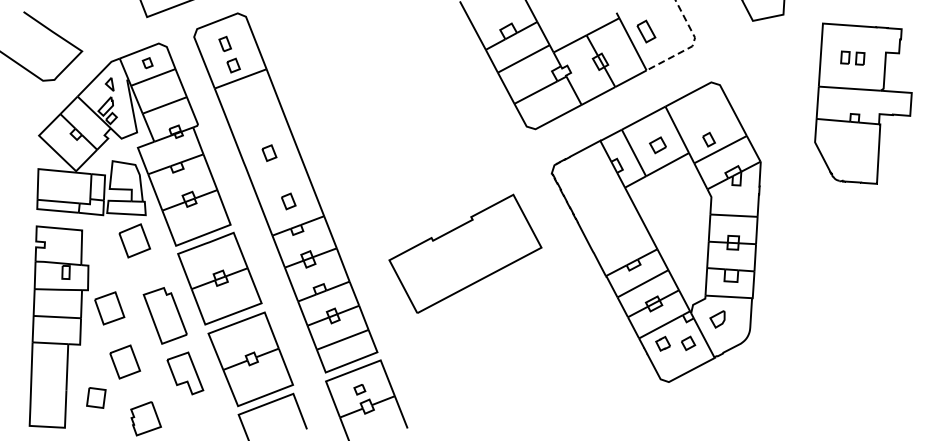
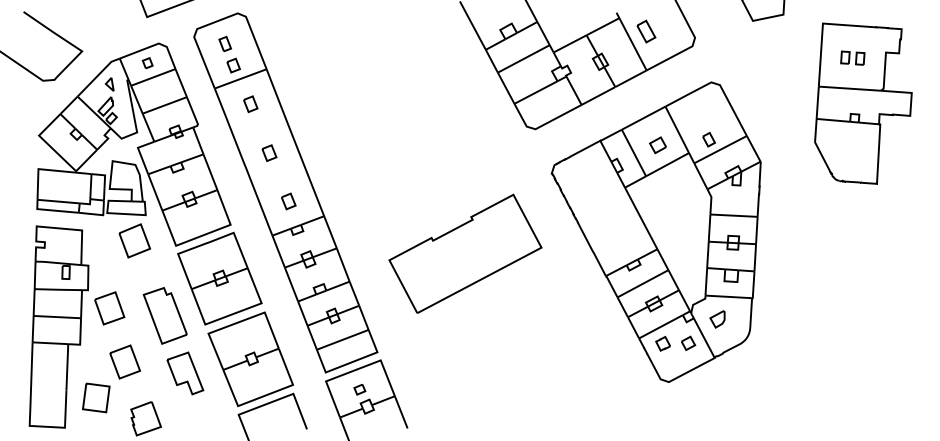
line: dashed -> solid (692, 46)
part: none -> present (250, 104)
part size: 21x22 px -> 29x32 px (96, 397)
